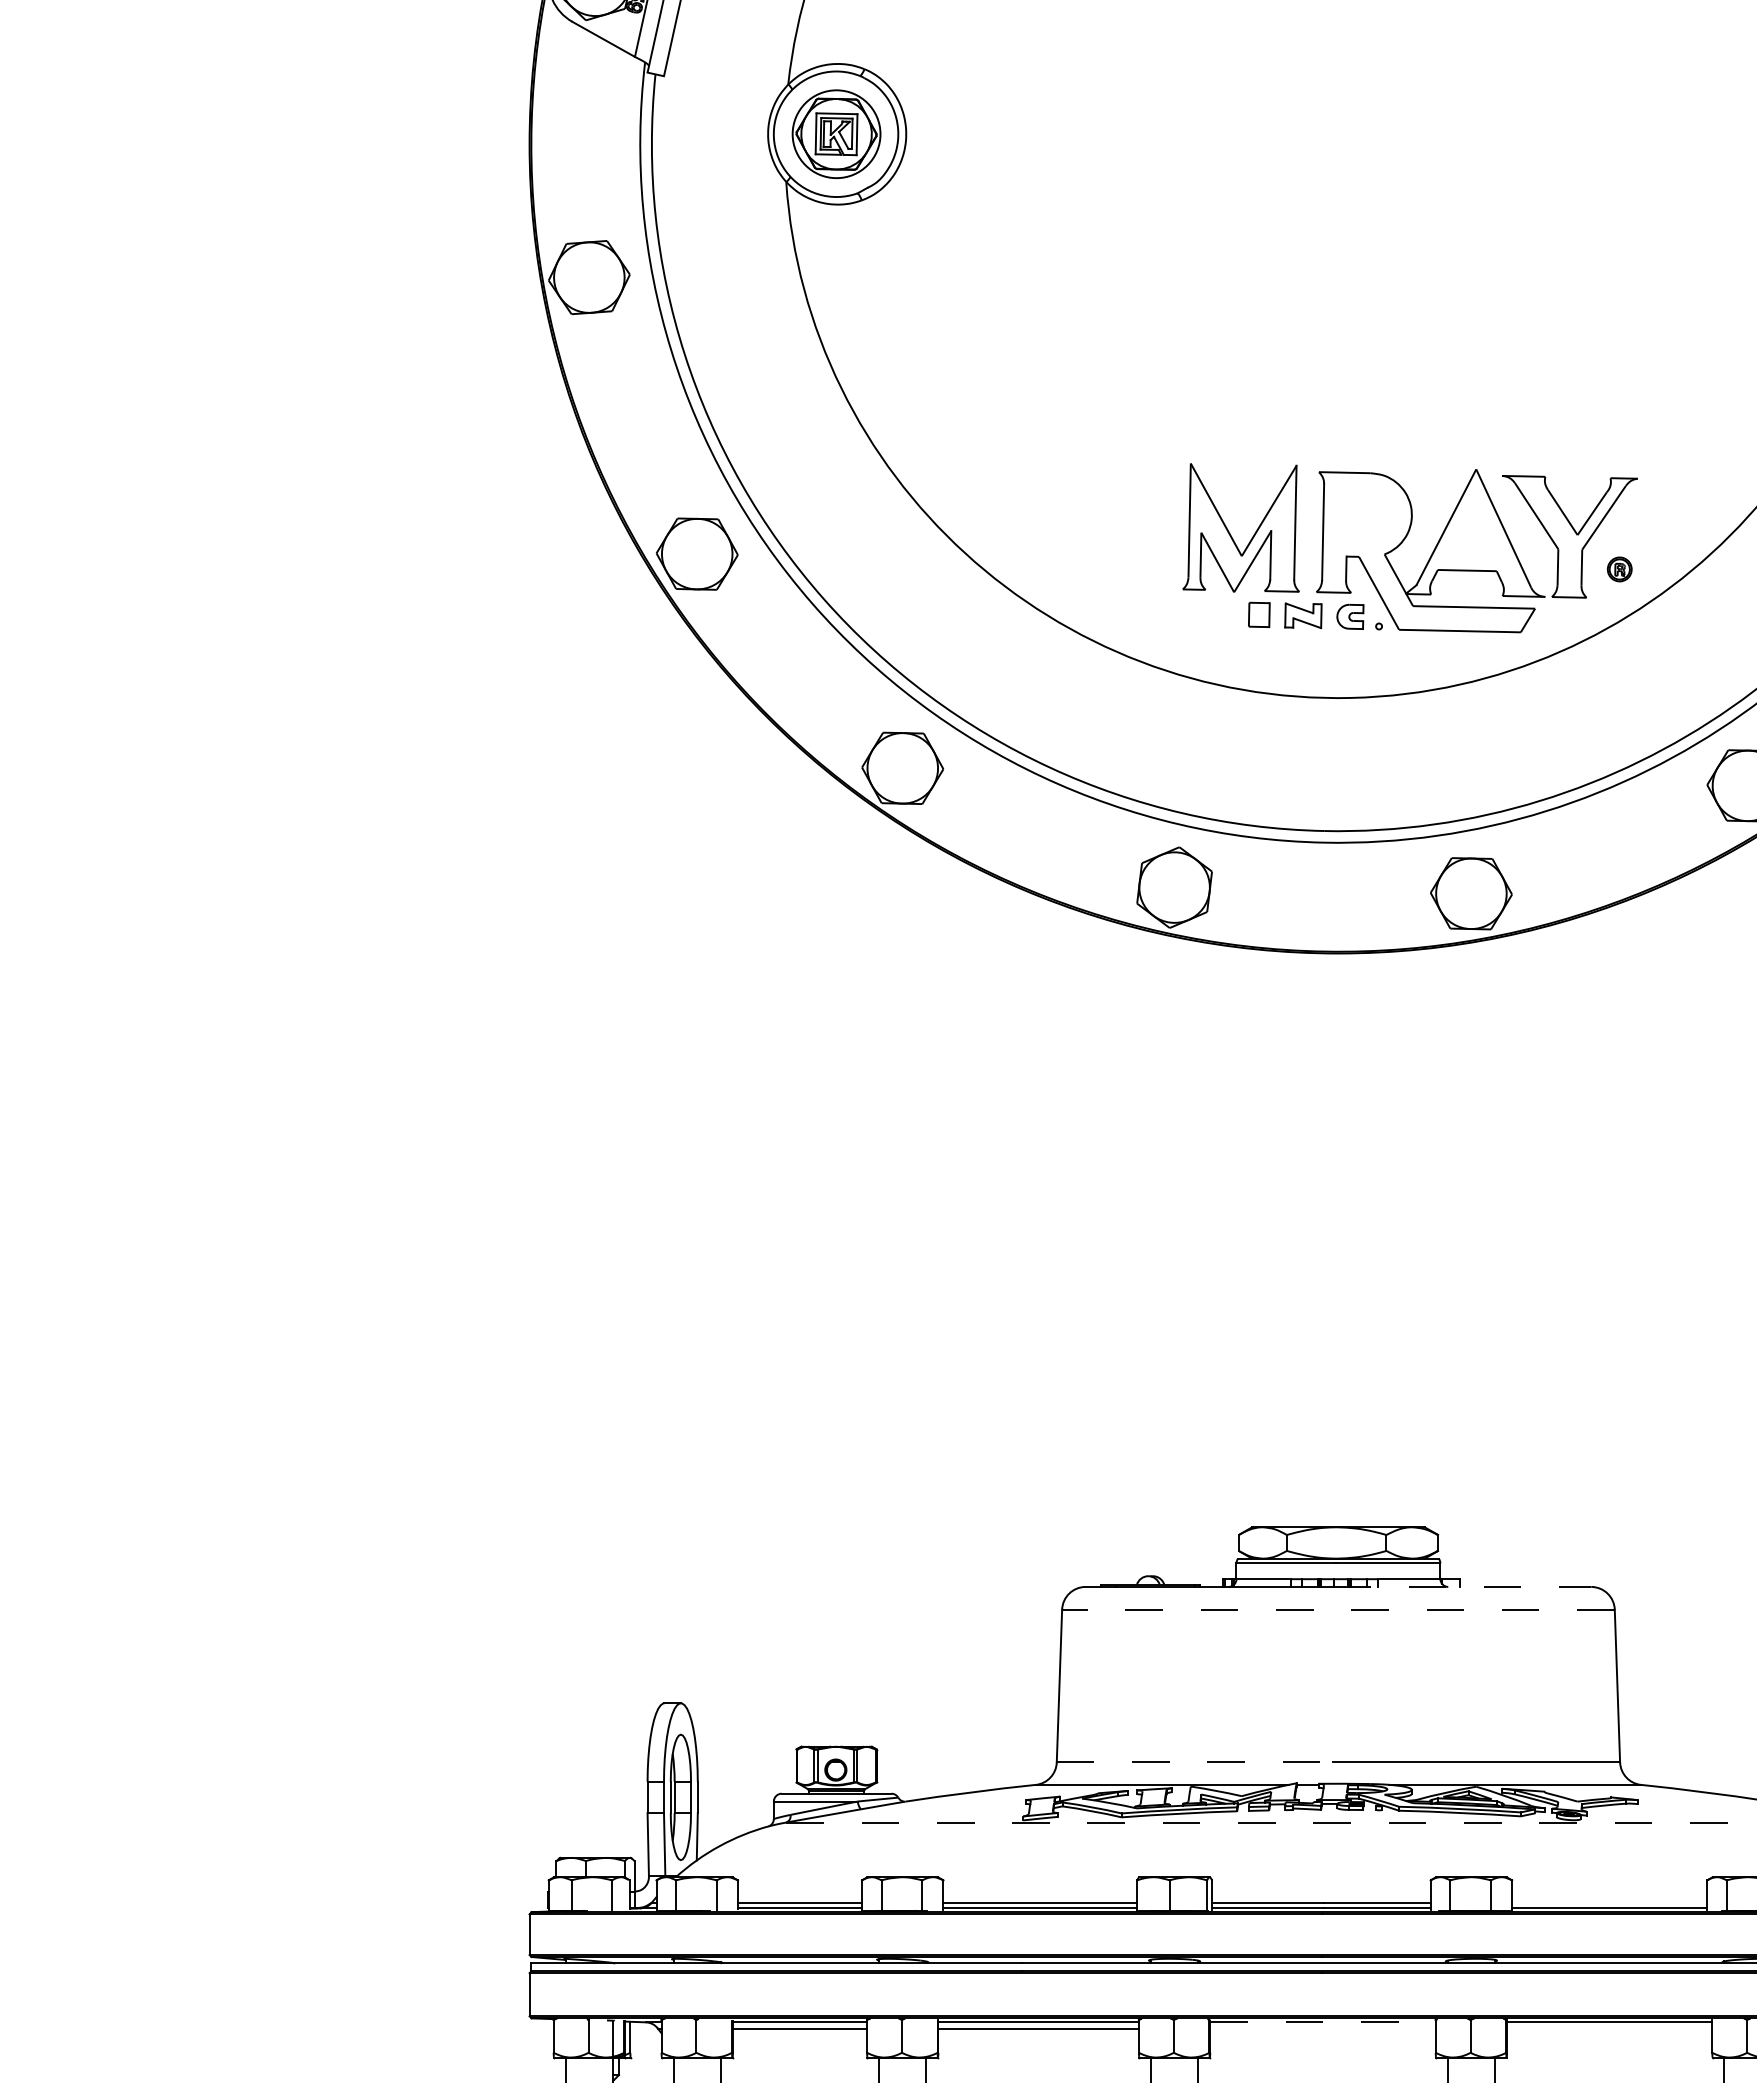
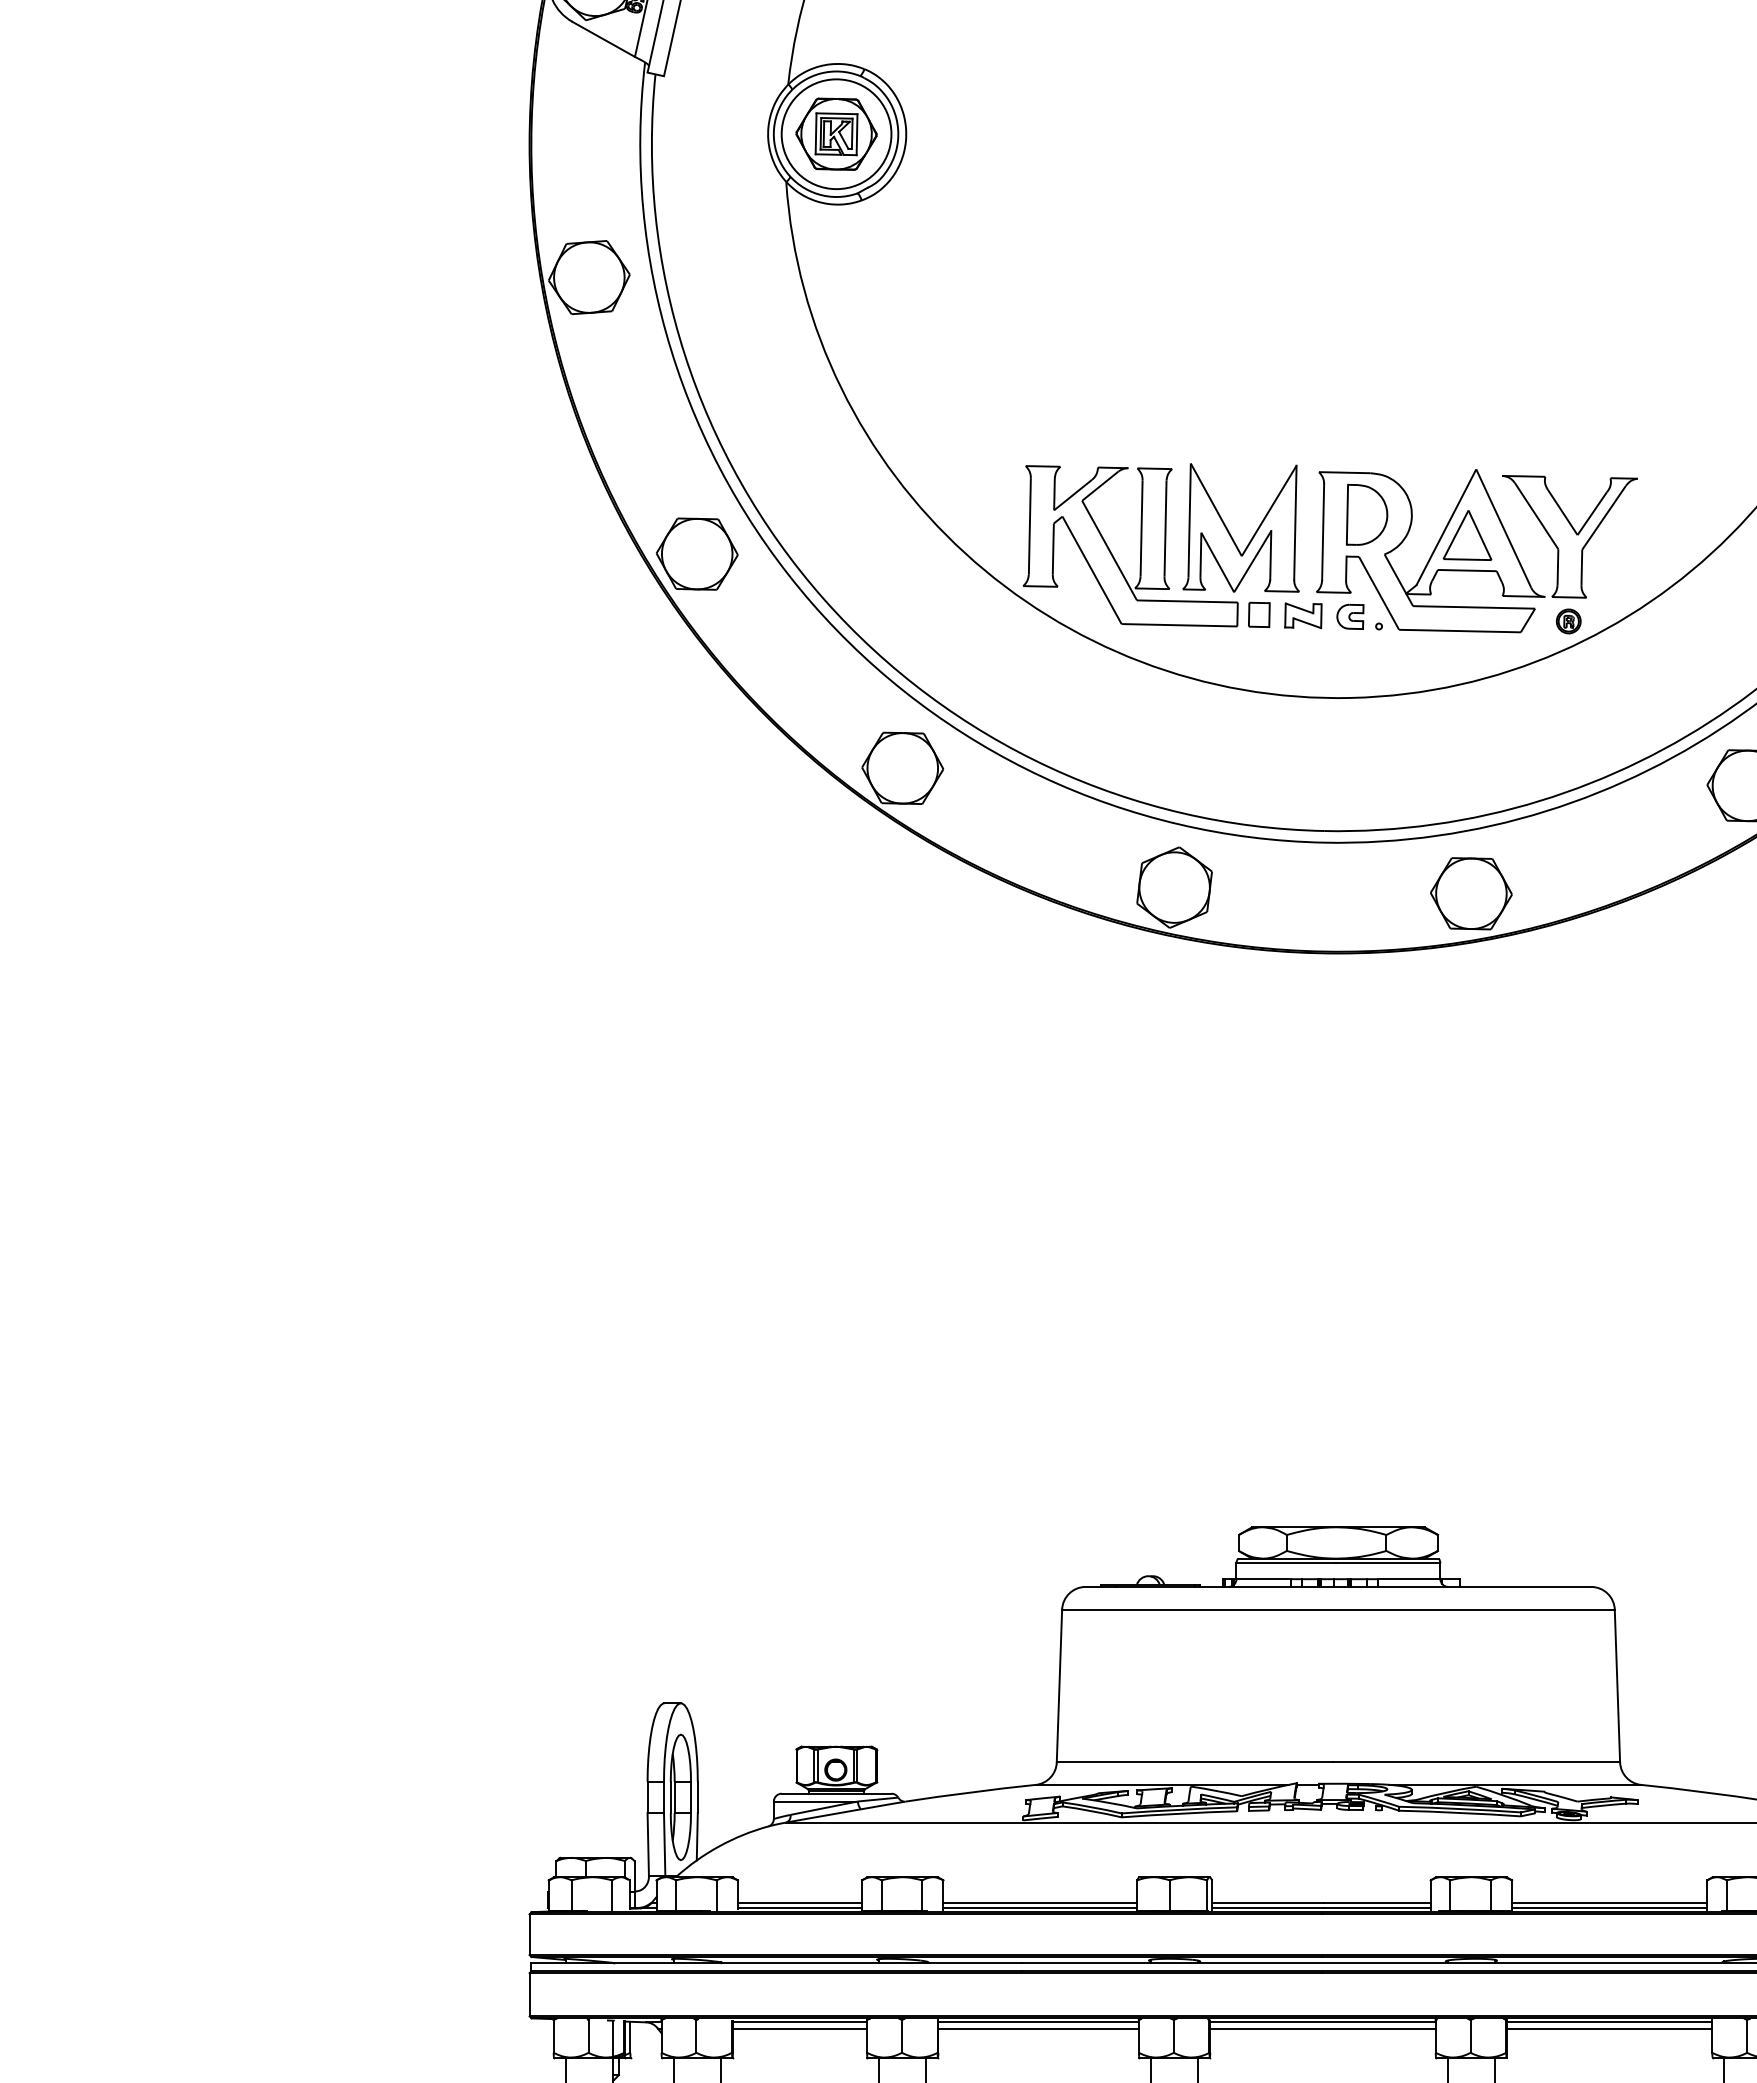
circle diameter: 88 px -> 110 px (836, 134)
part: none -> present (1367, 514)
part: none -> present (1467, 535)
part: none -> present (1140, 546)
part position: (1619, 569) -> (1568, 621) (1568, 621)
line: dashed -> solid (1462, 1586)
line: dashed -> solid (1337, 1609)
line: dashed -> solid (1194, 1762)
line: dashed -> solid (1272, 1822)
line: none -> present (1609, 1902)
line: dashed -> solid (1323, 2022)
line: none -> present (1322, 2028)
line: none -> present (1609, 2028)
